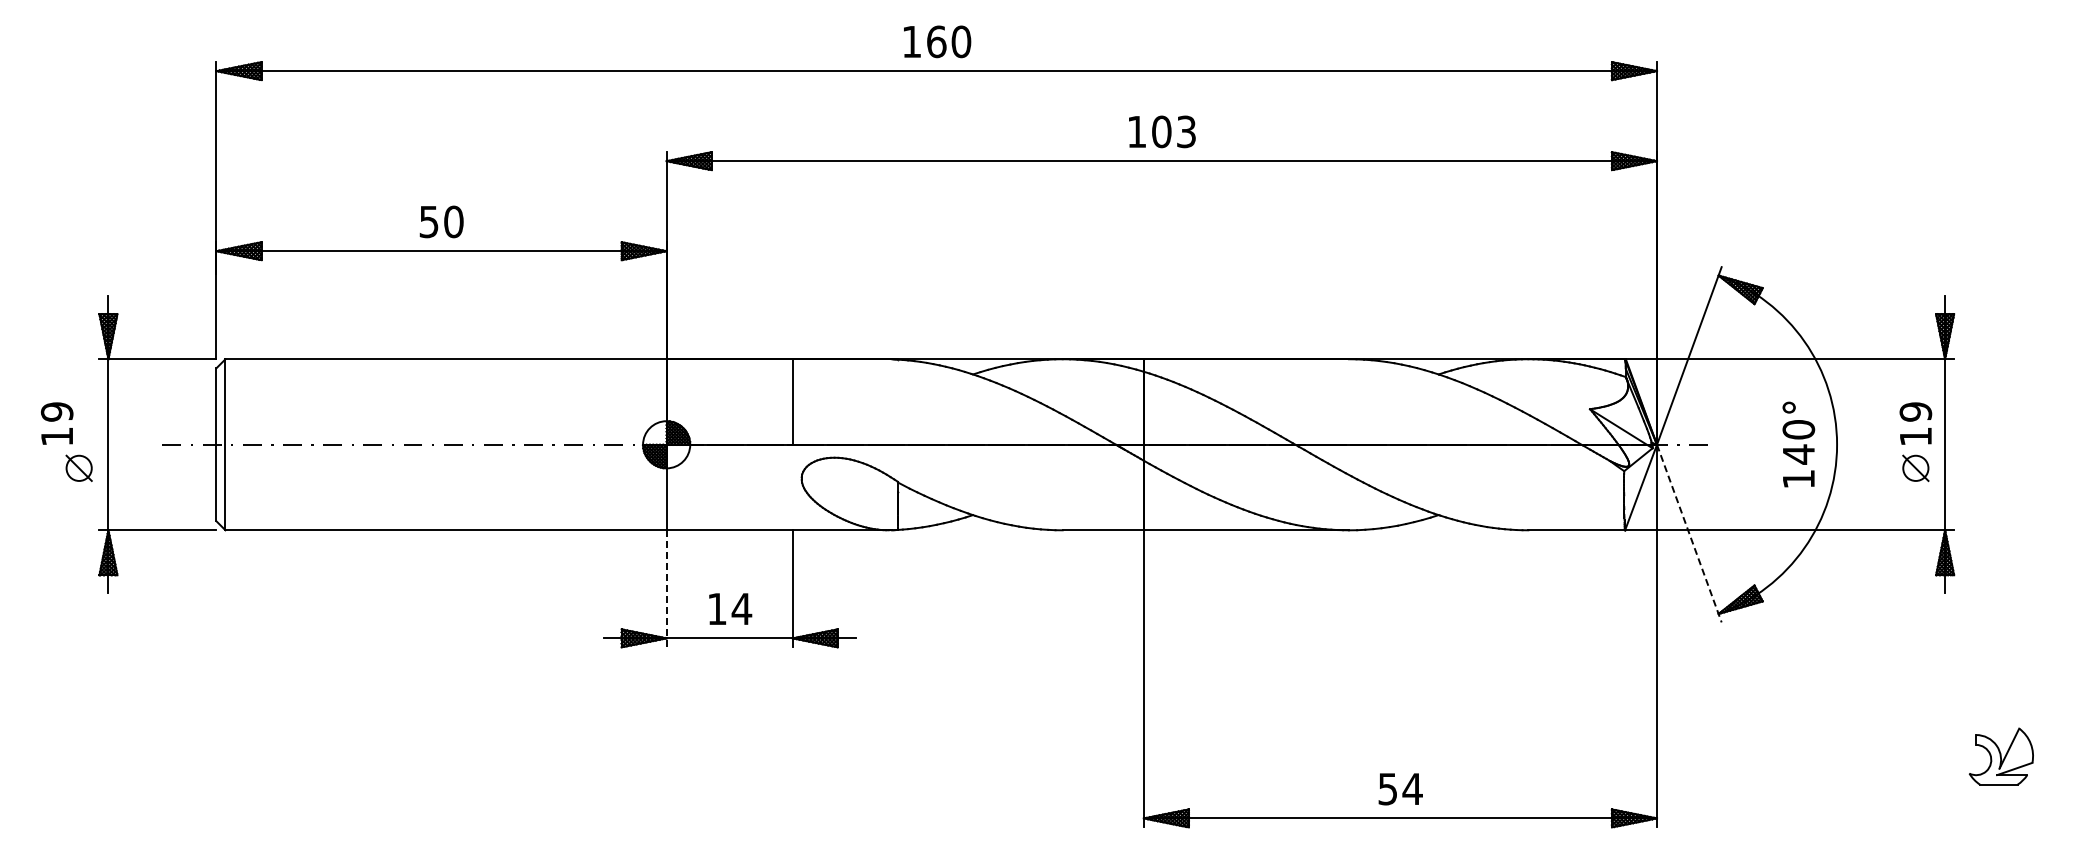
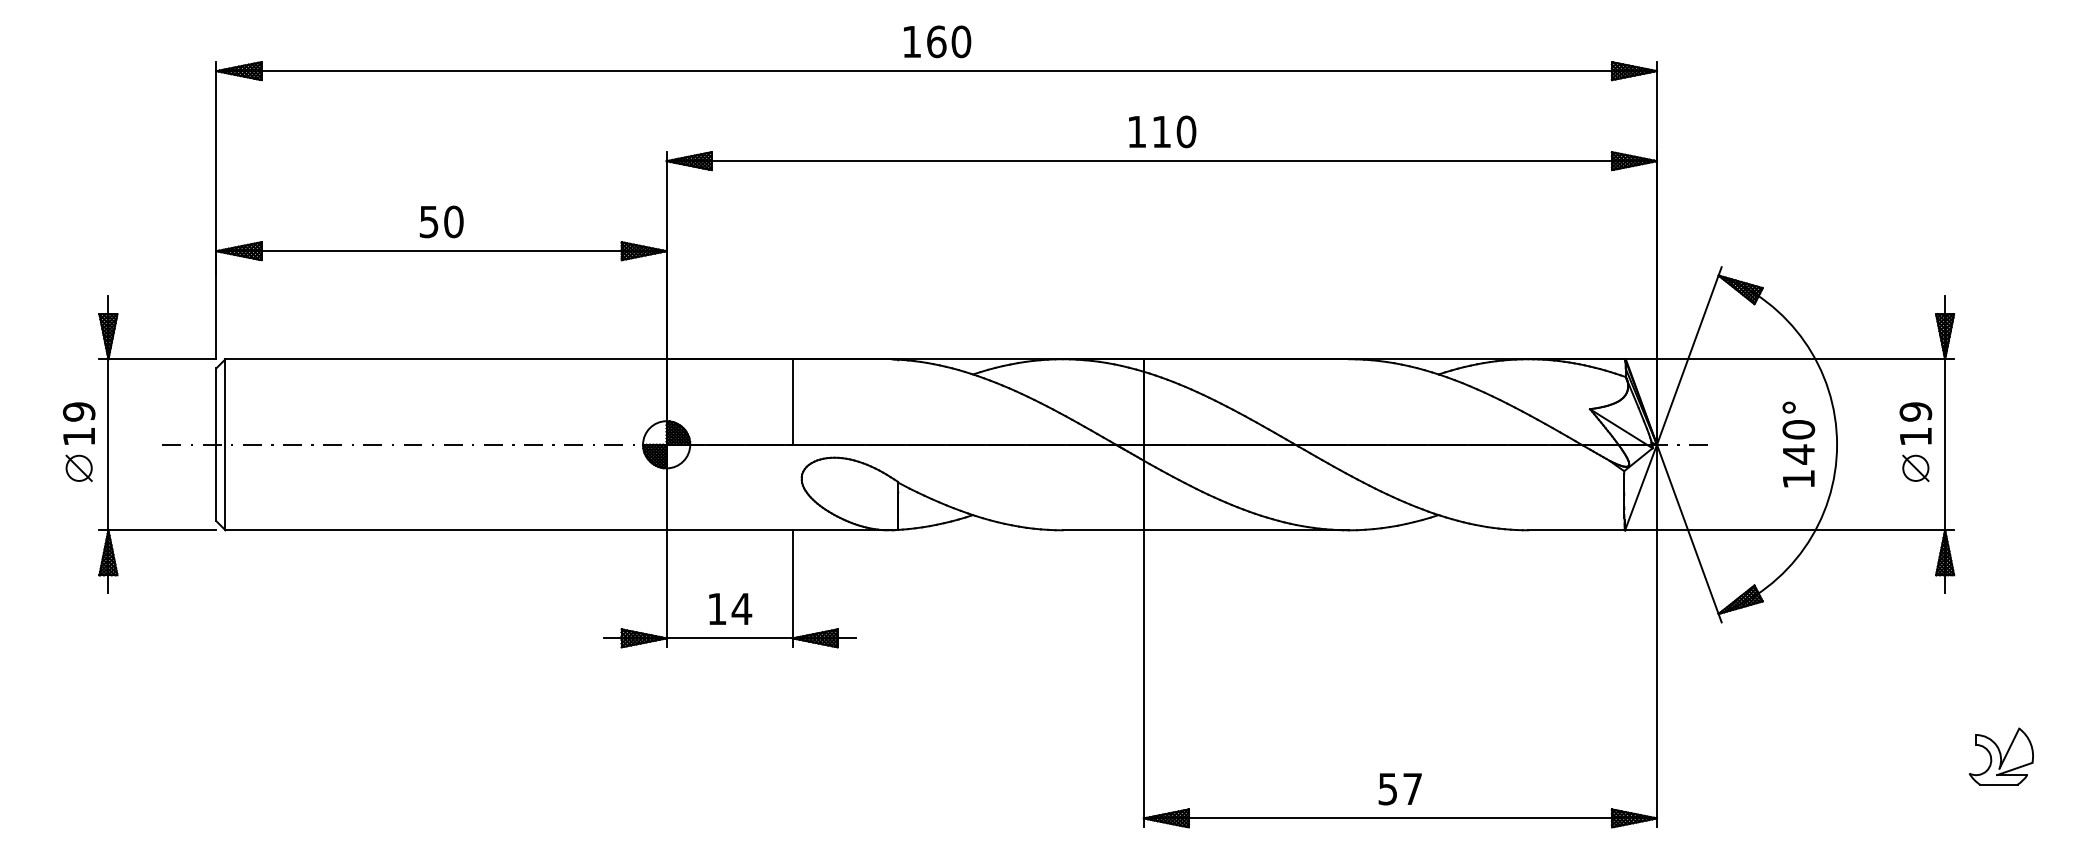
text: 103 -> 110 (1174, 131)
text position: (57, 423) -> (79, 423) (79, 423)
line: dashed -> solid (1689, 533)
line: dashed -> solid (666, 588)
text: 54 -> 57 (1412, 788)
